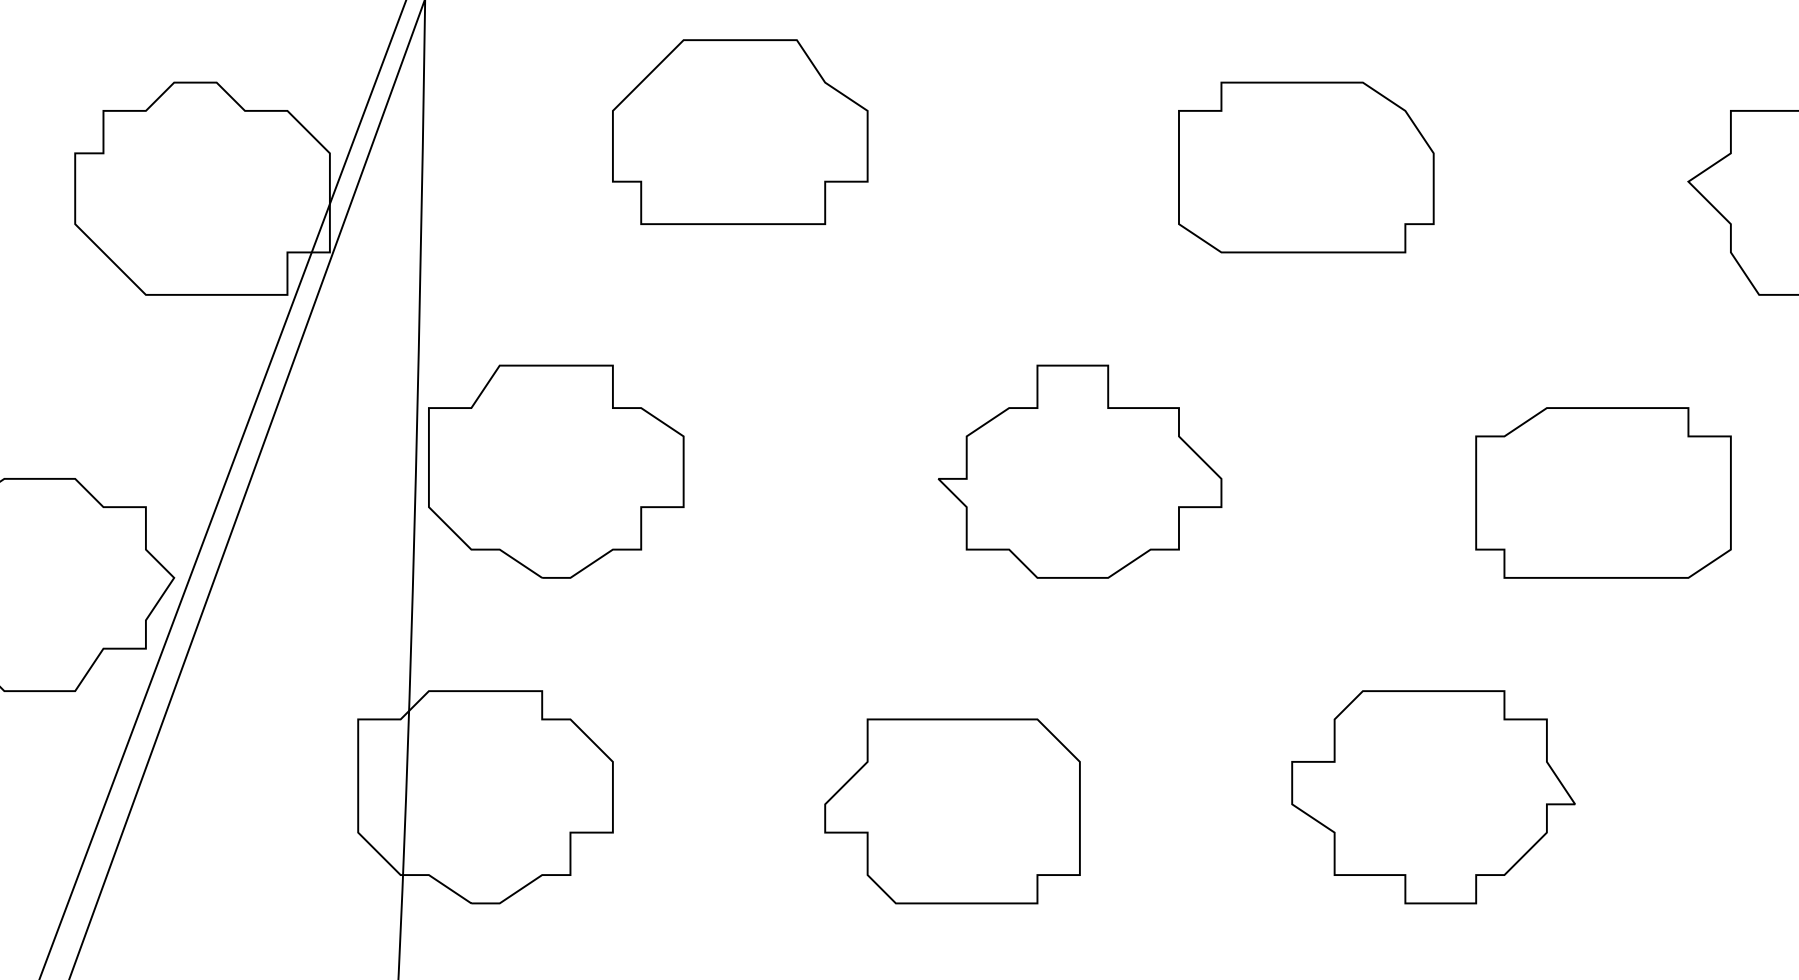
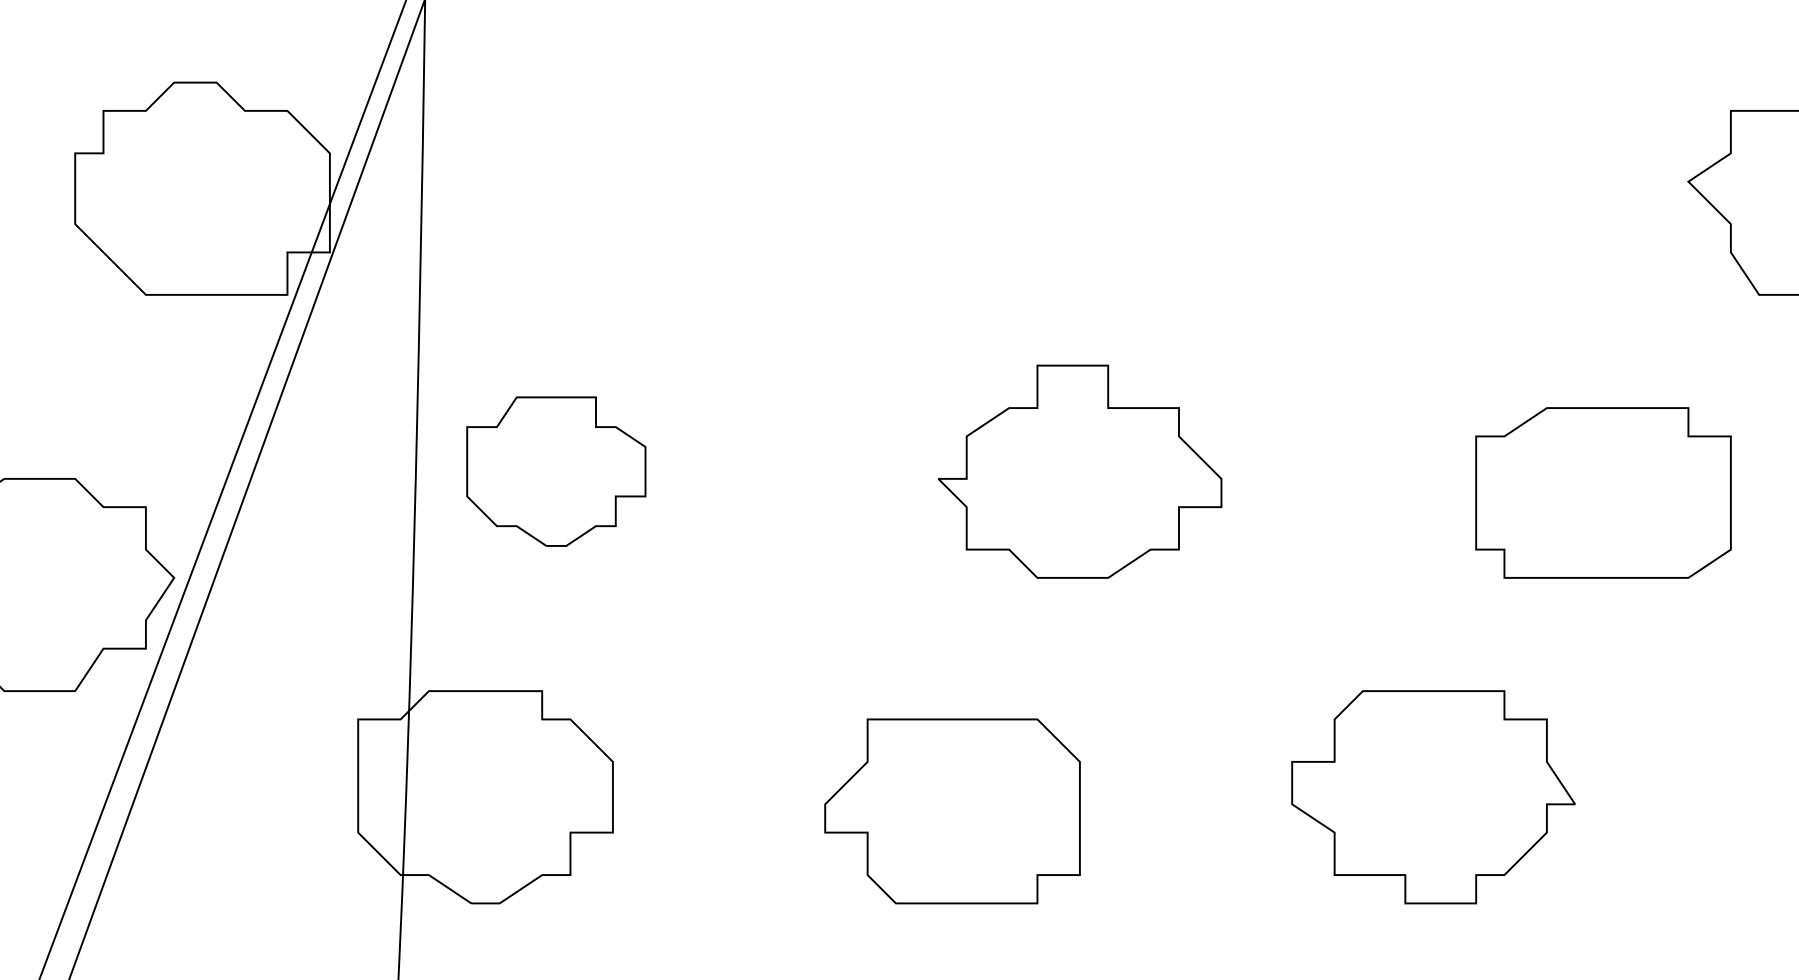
part: present -> none (740, 131)
part: present -> none (1306, 167)
part size: 257x215 px -> 181x151 px (556, 471)
